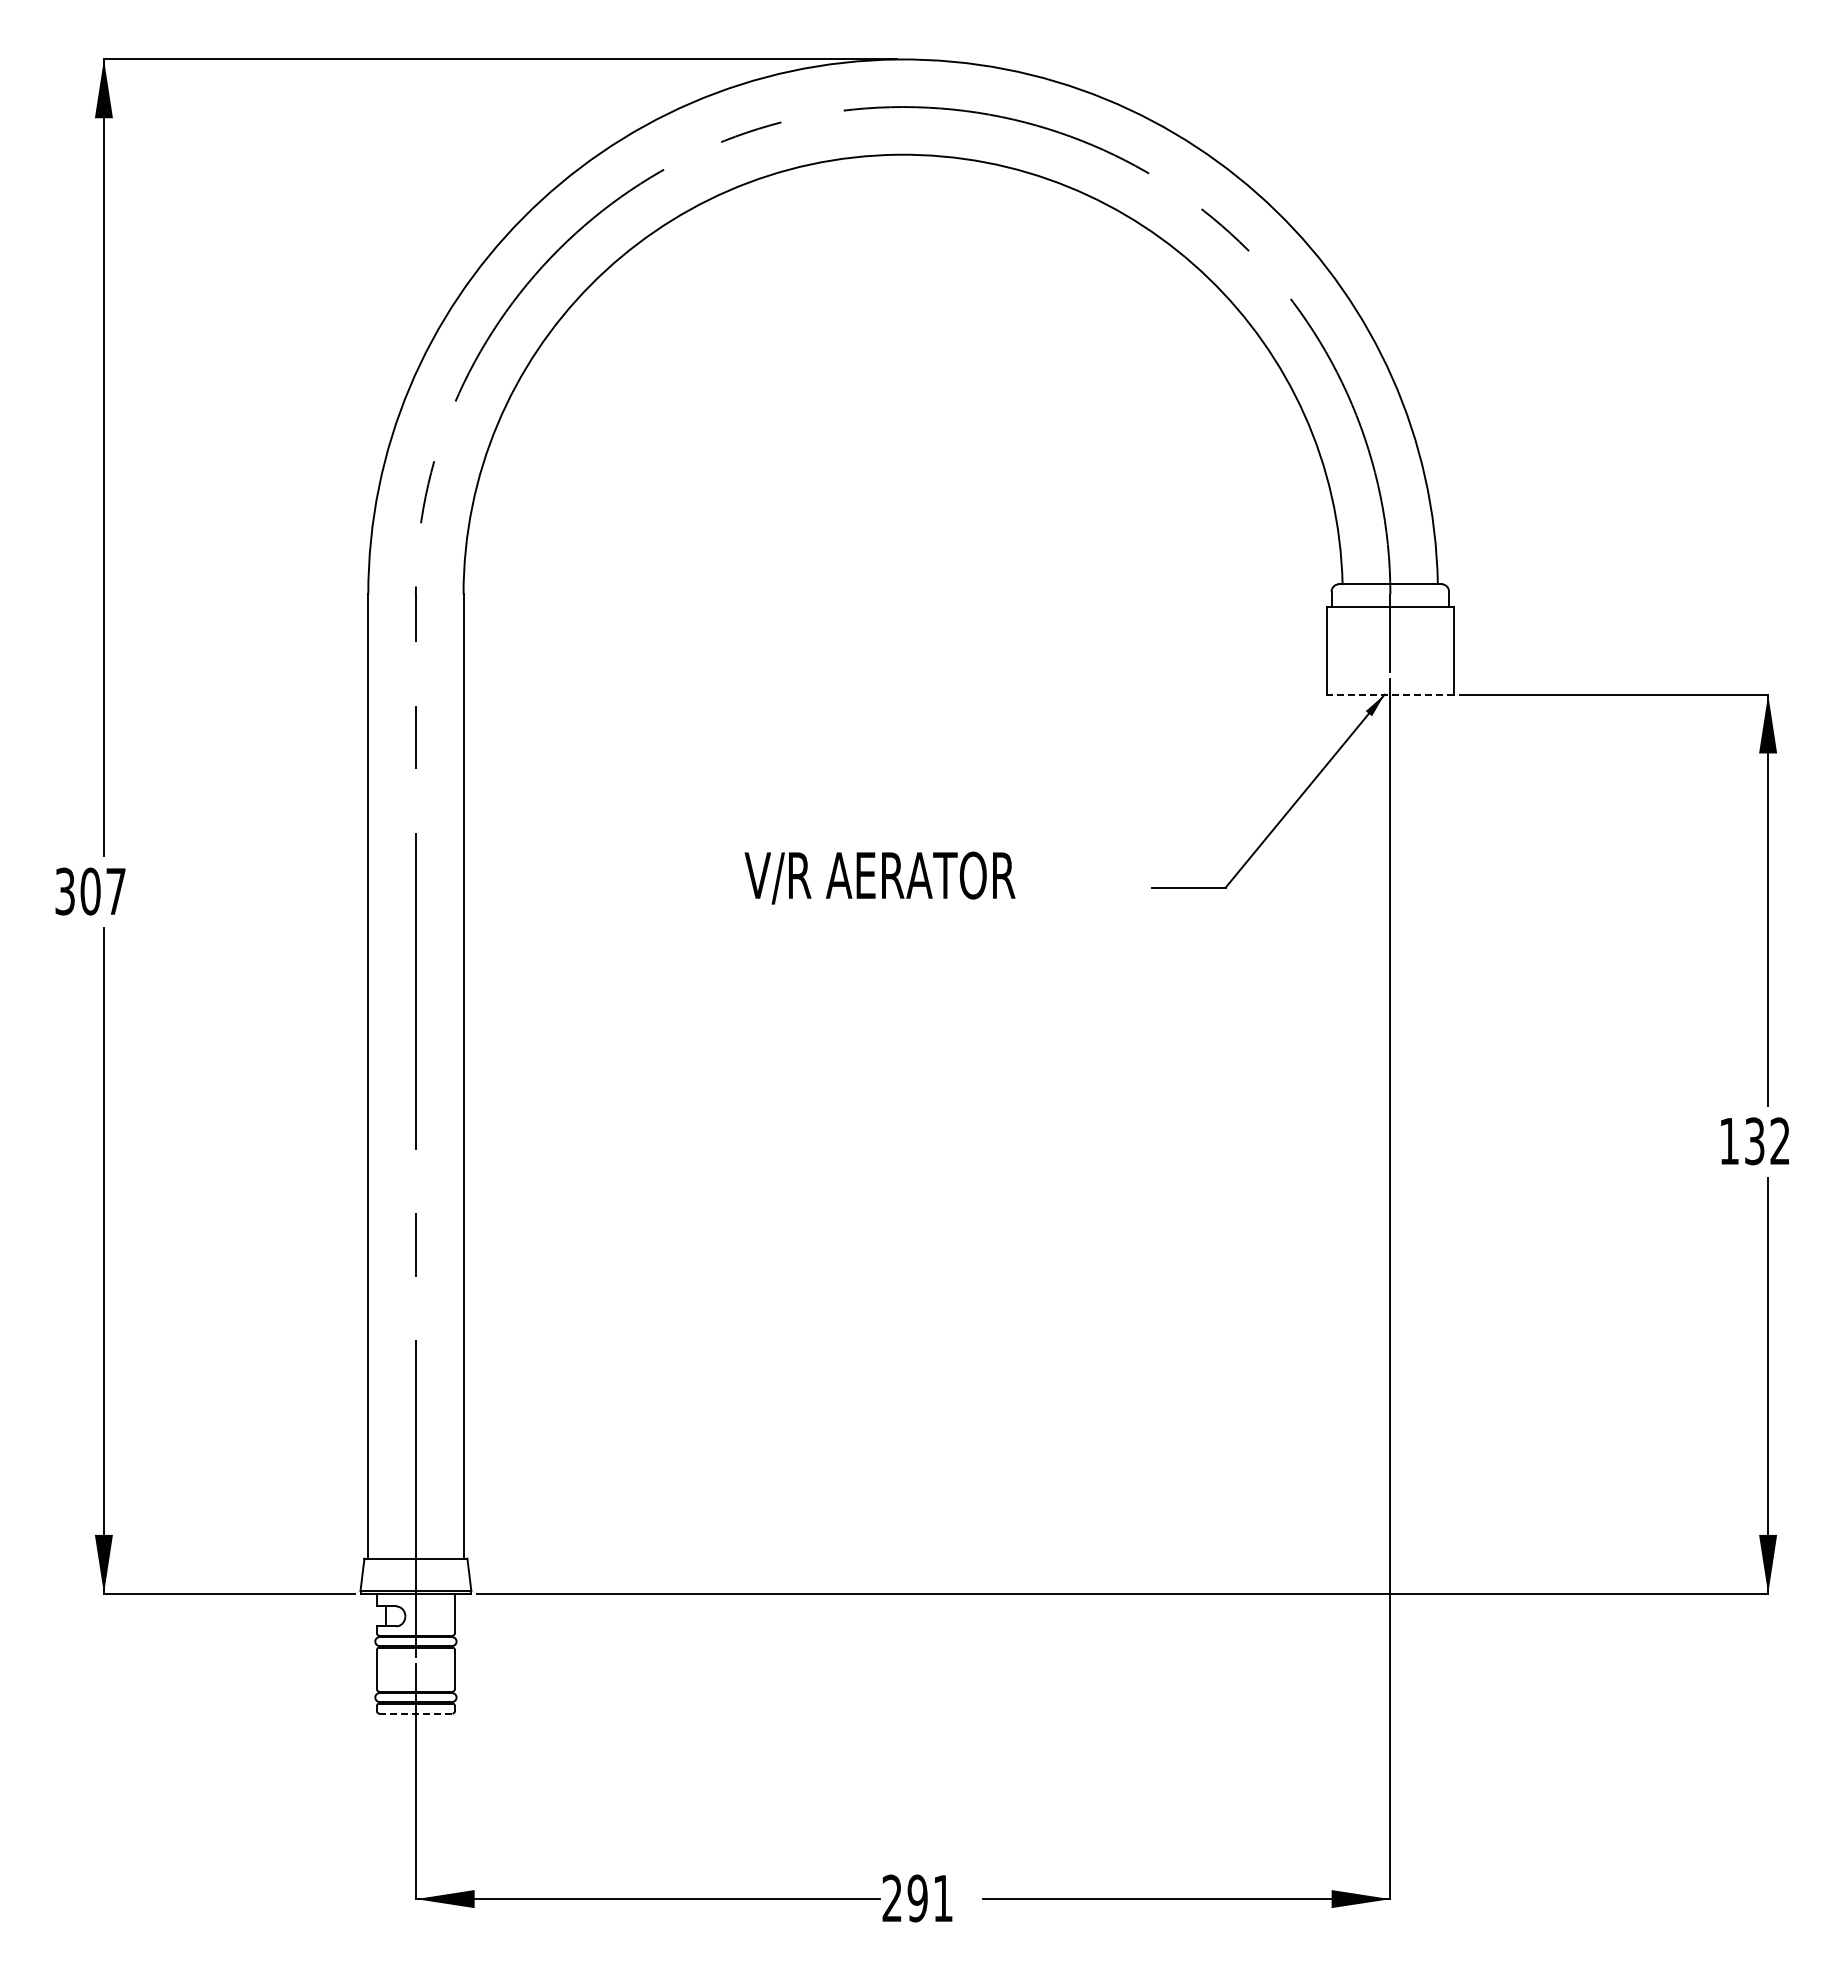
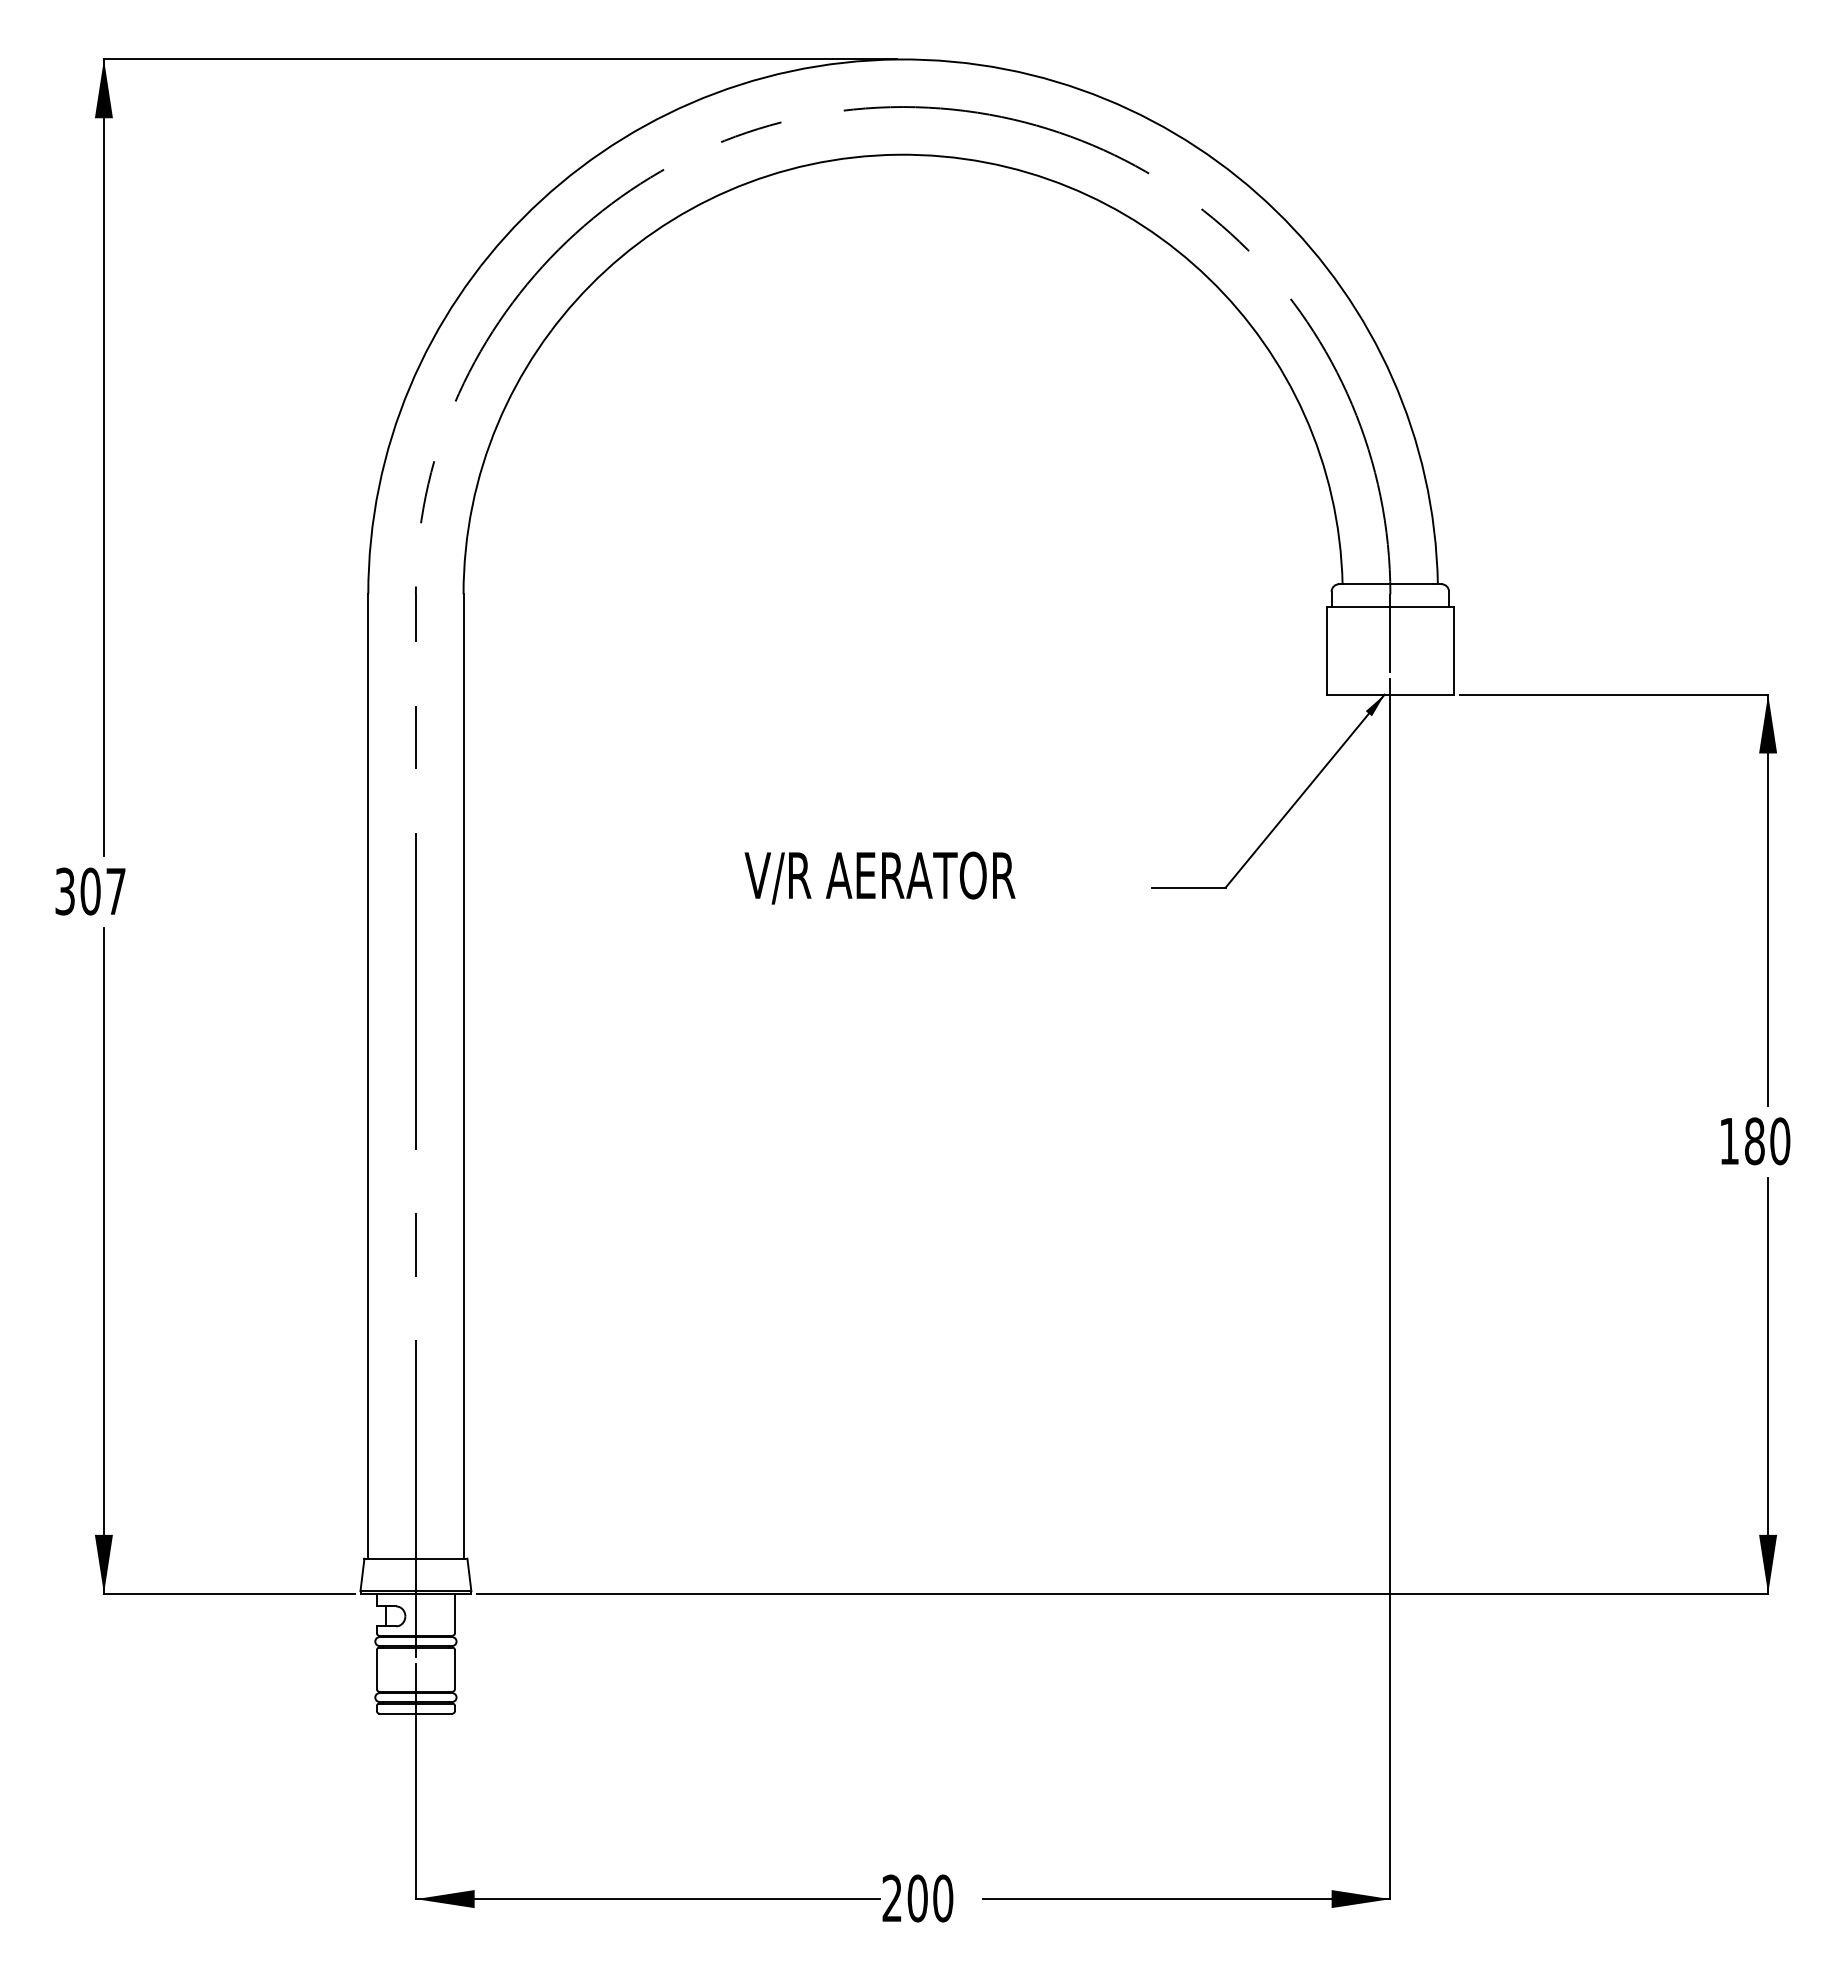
line: dashed -> solid (1390, 694)
text: 132 -> 180 (1767, 1141)
line: dashed -> solid (415, 1713)
text: 291 -> 200 (930, 1898)
